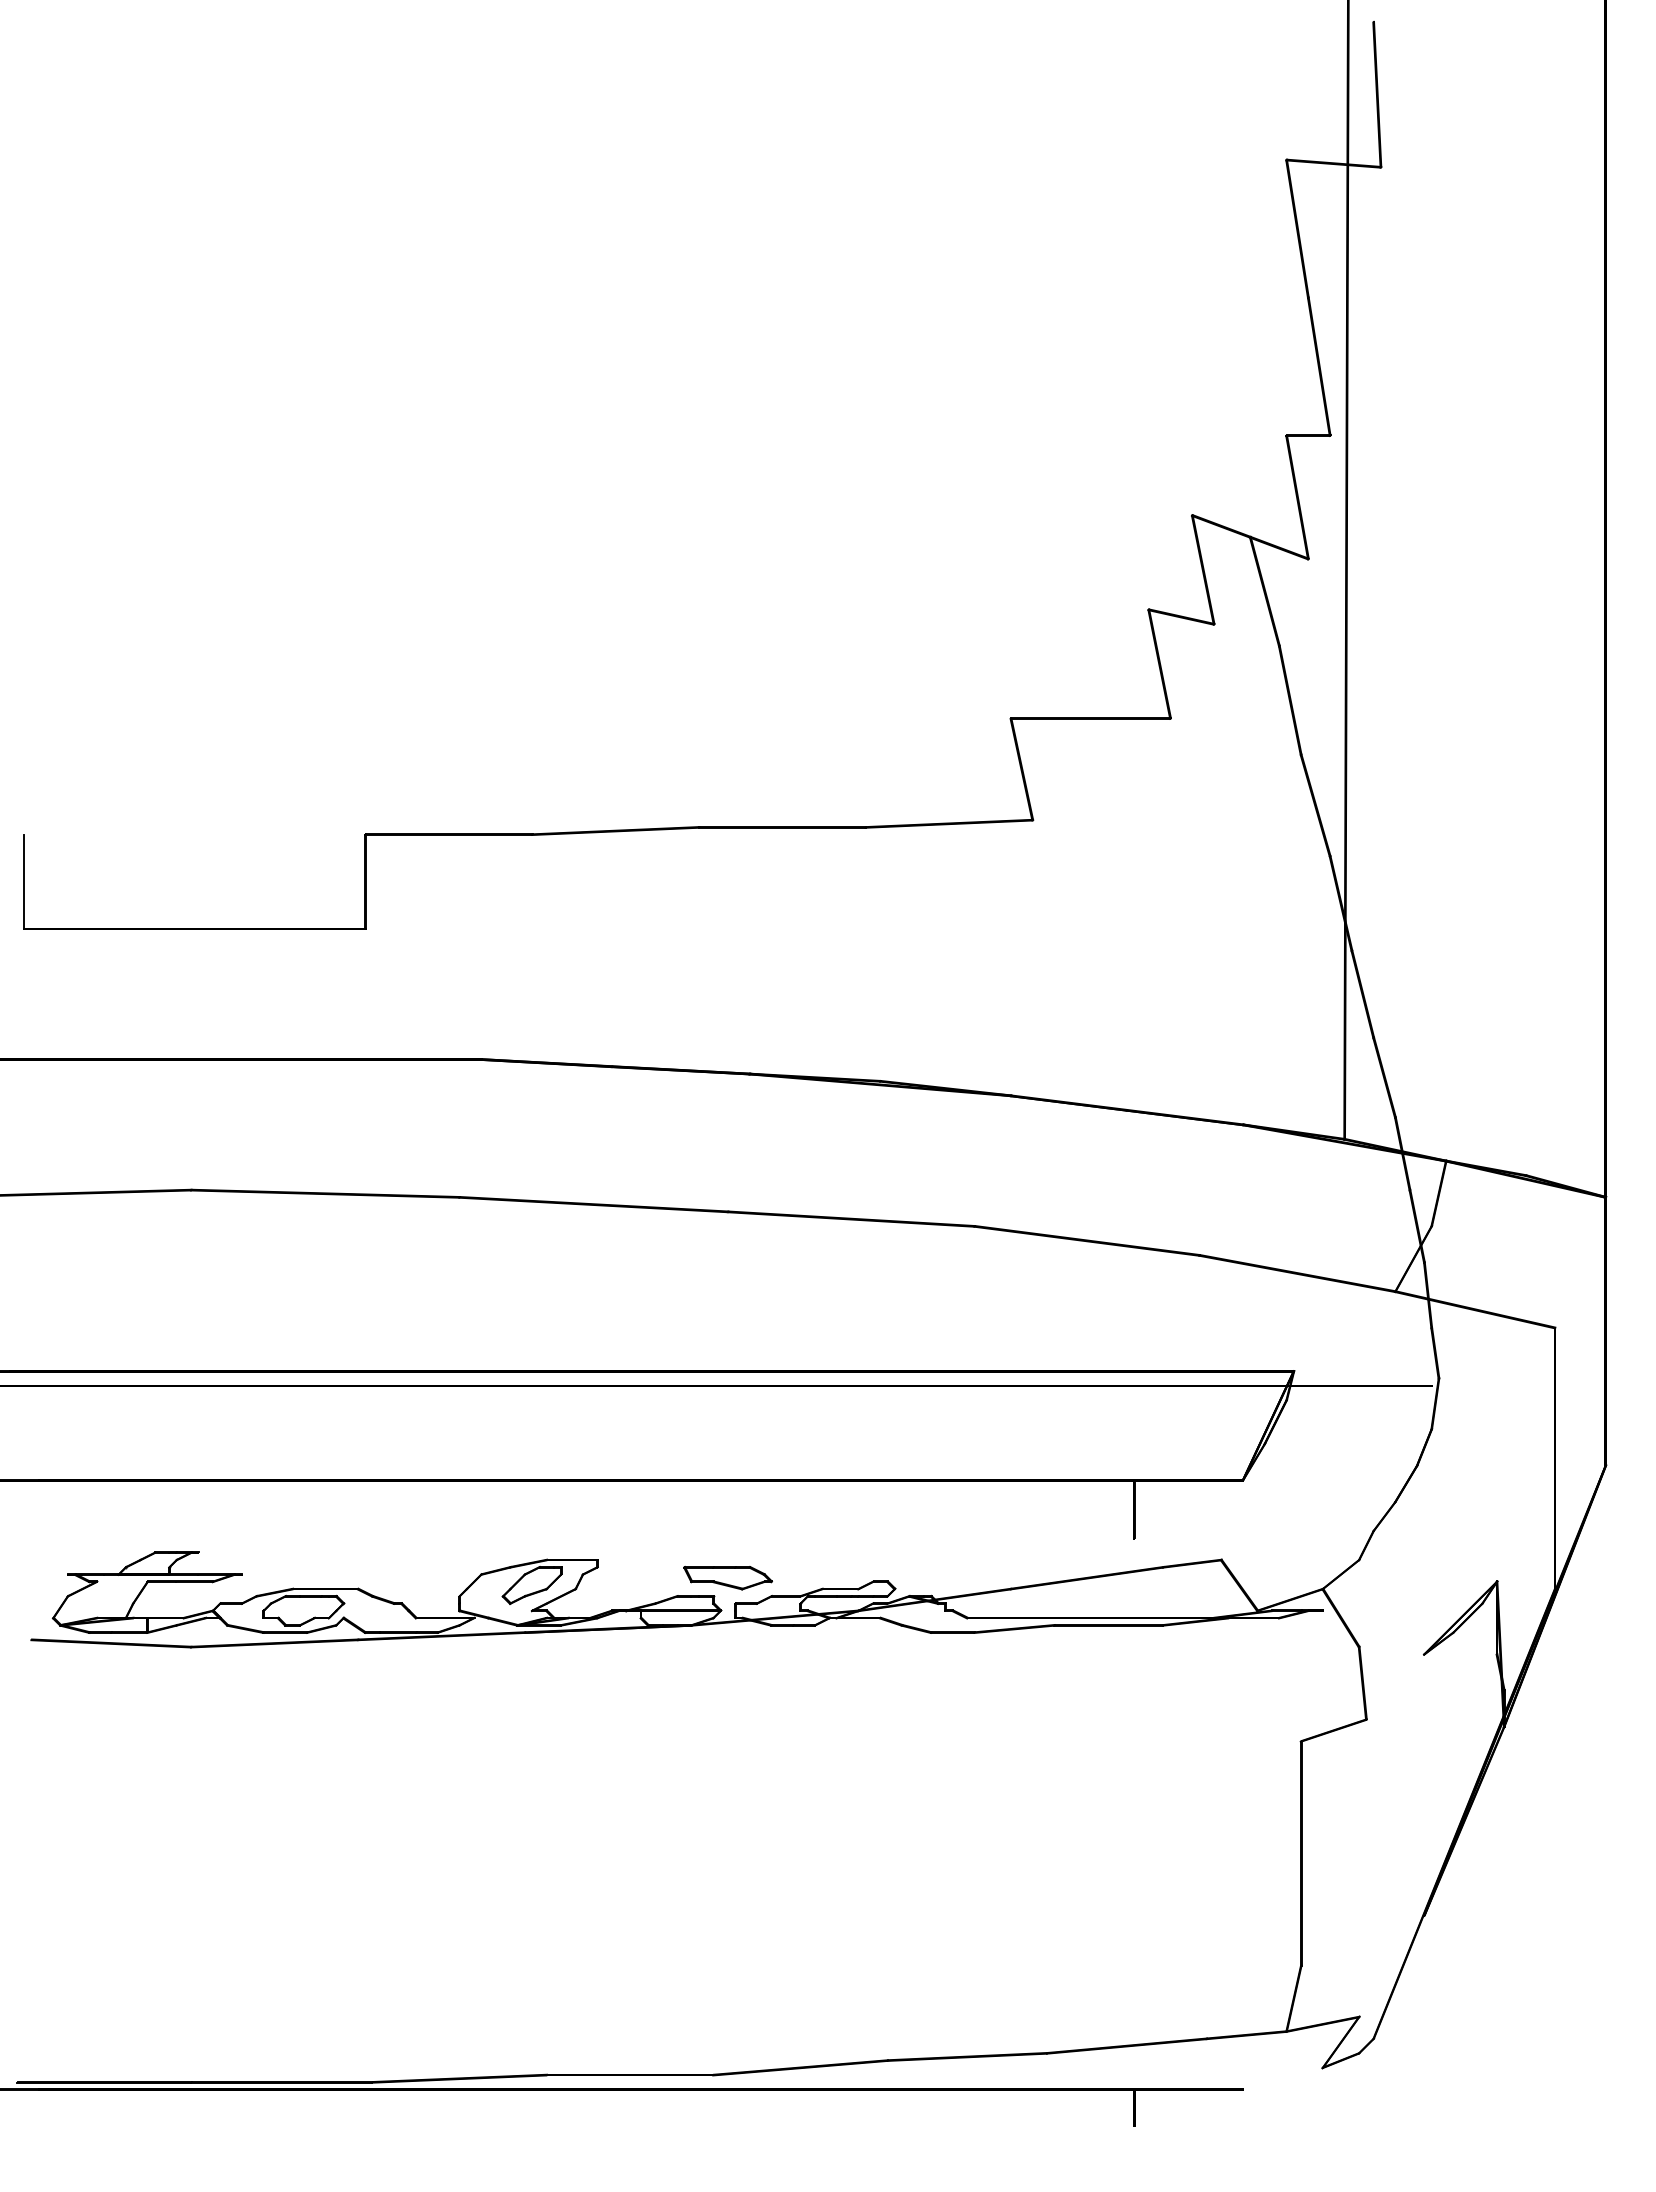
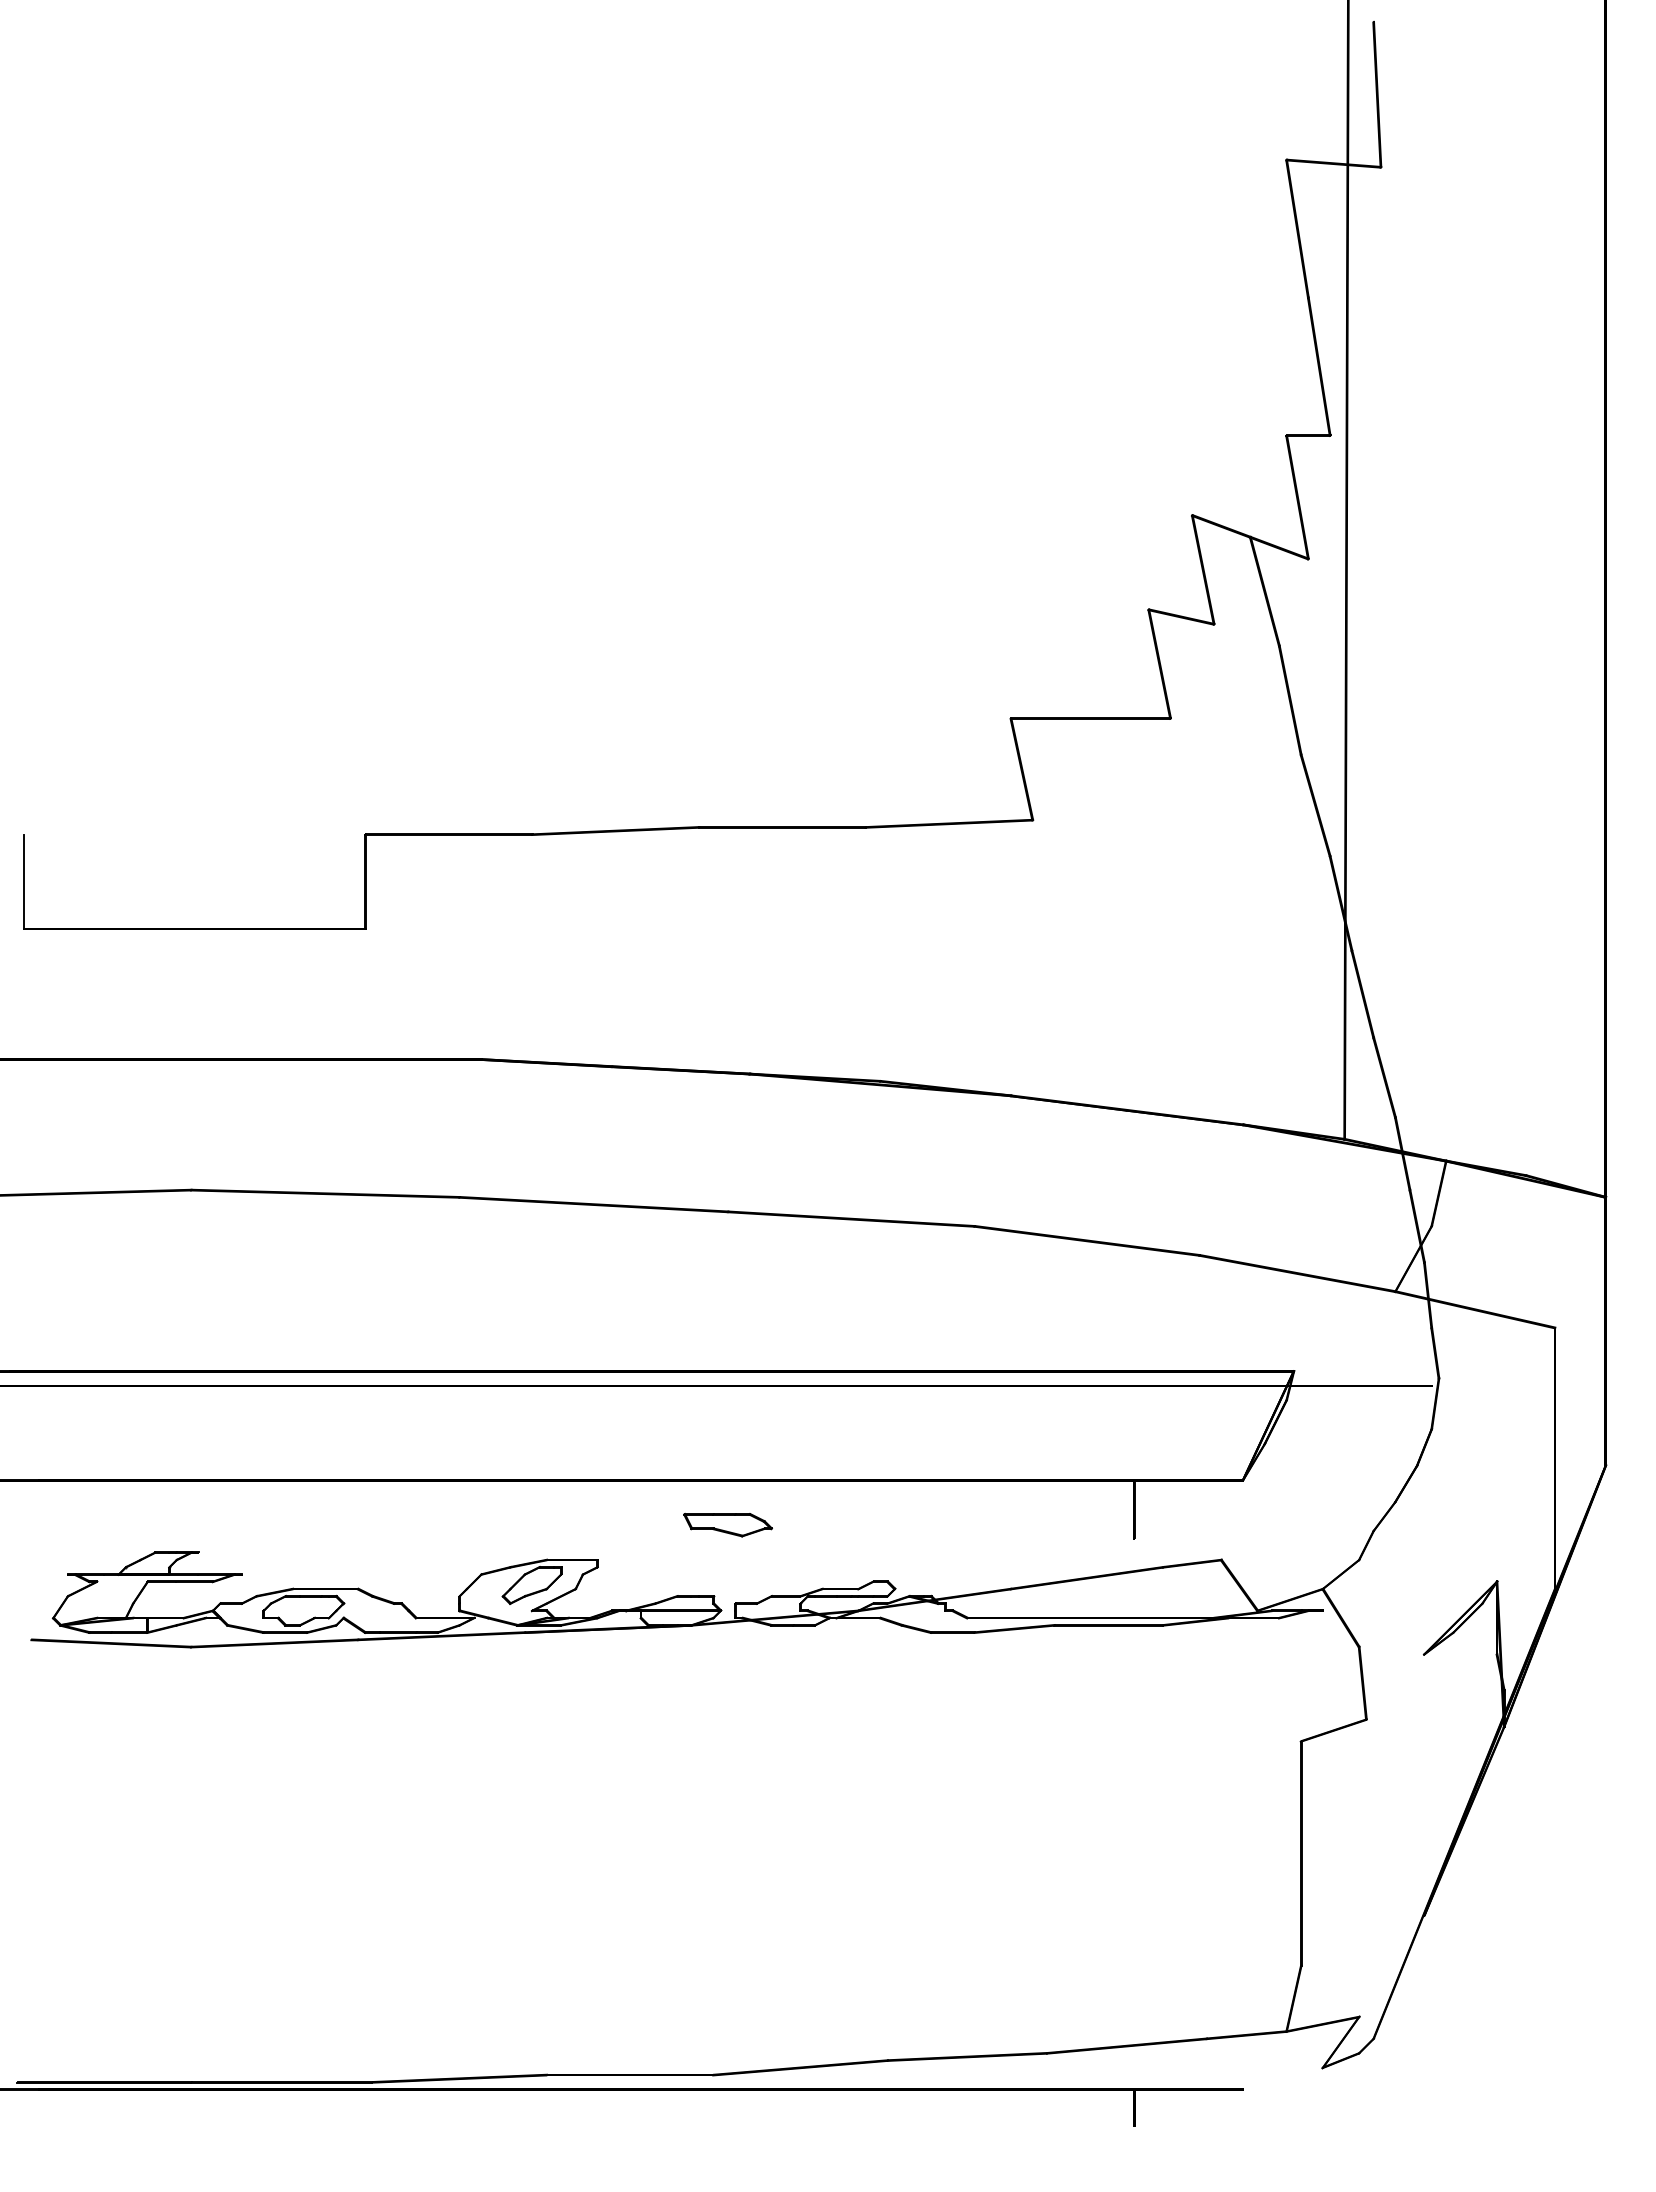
part position: (727, 1578) -> (727, 1525) (727, 1525)
